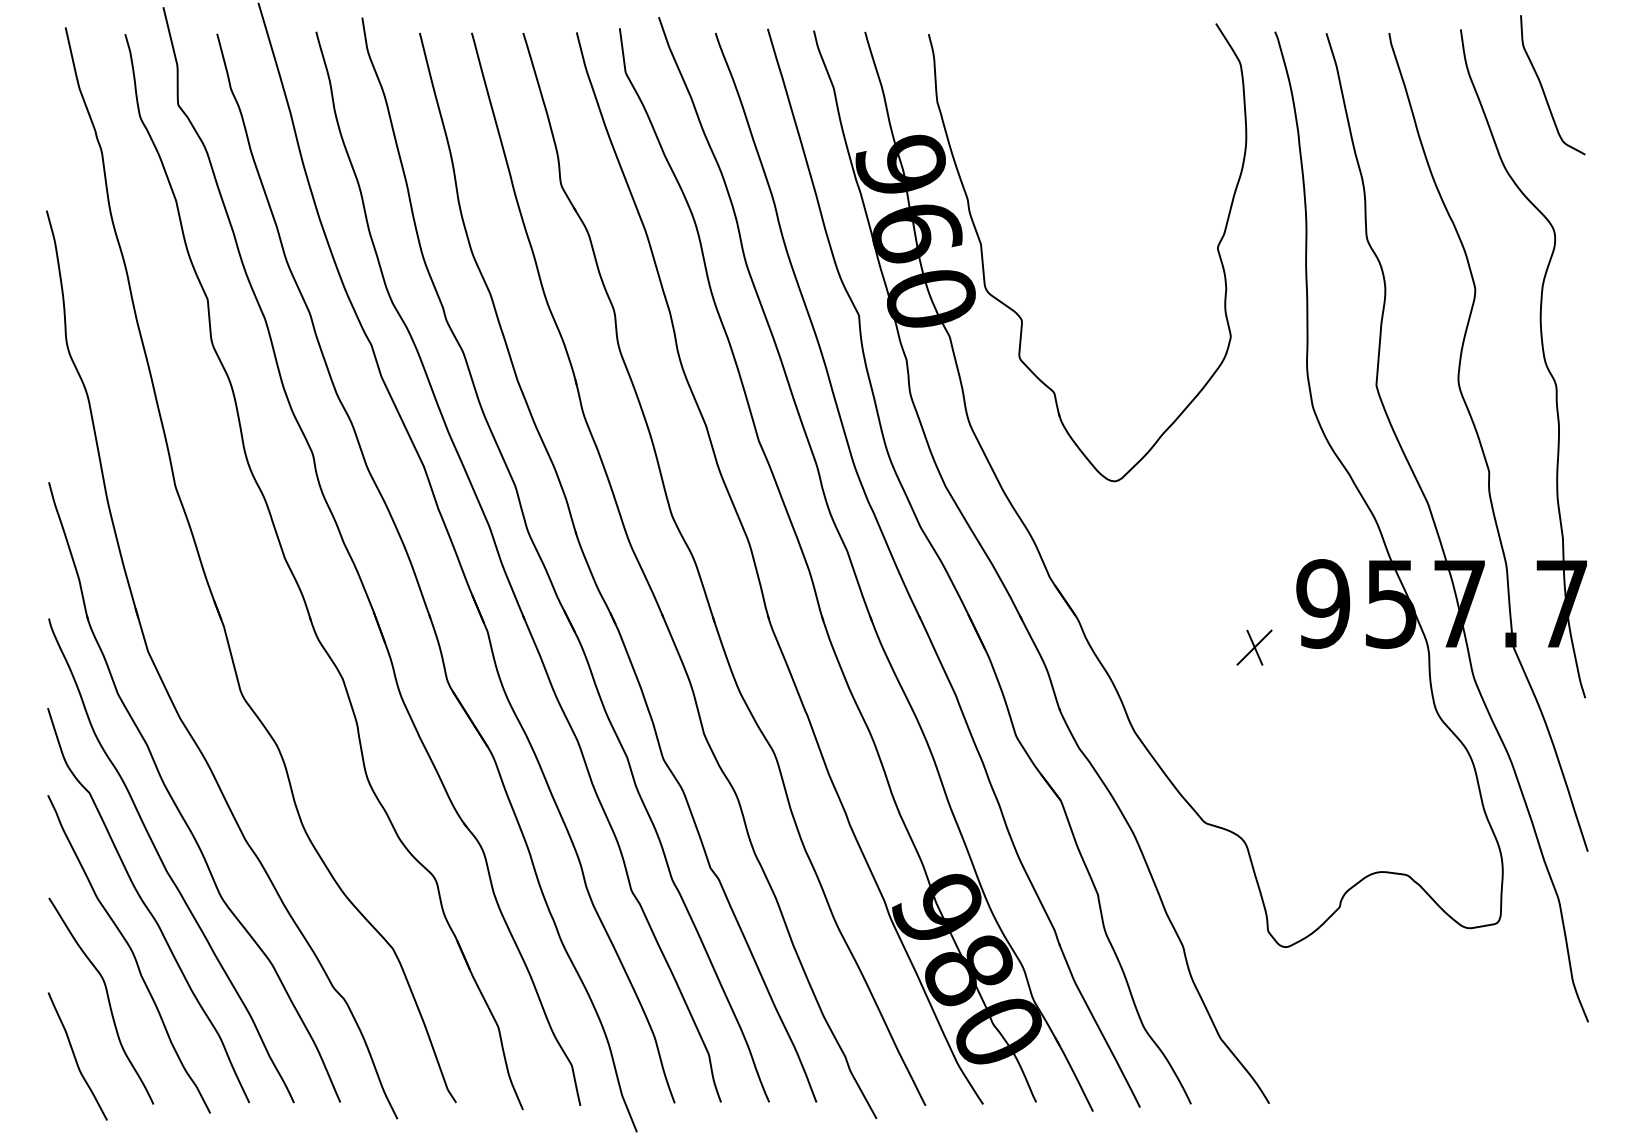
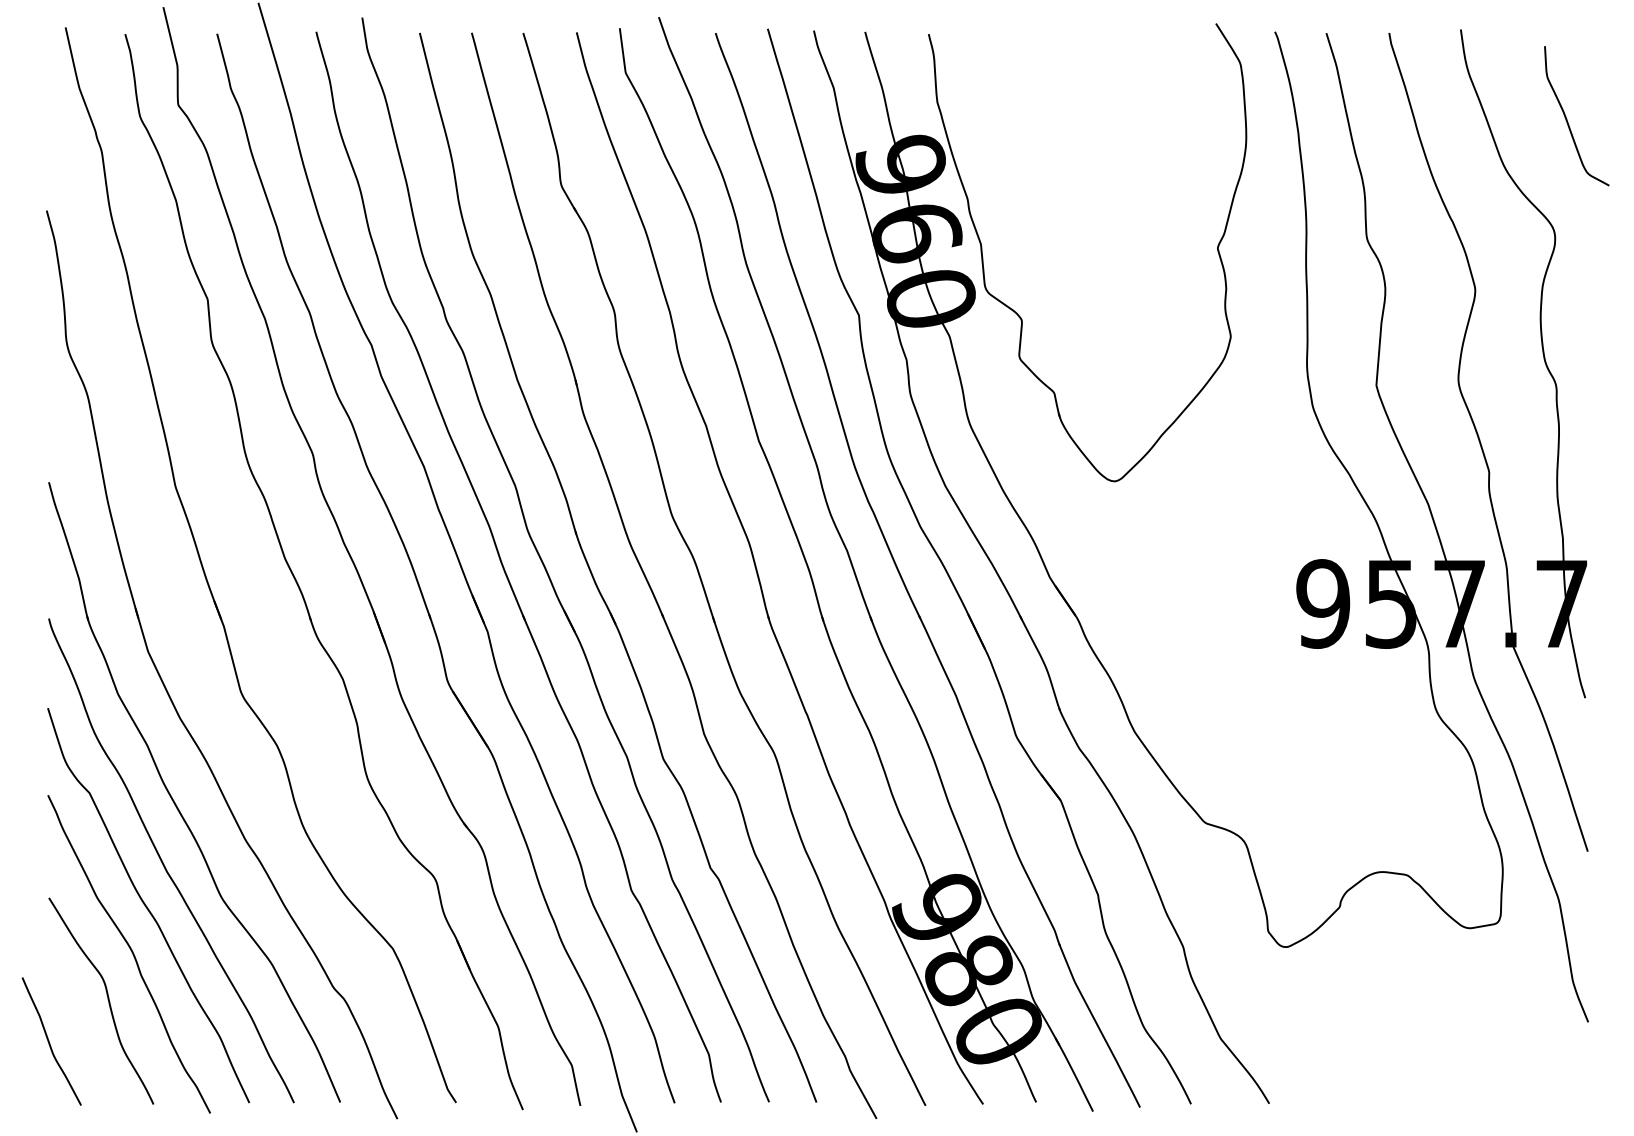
curve position: (1544, 90) -> (1568, 121) (1568, 121)
part: present -> none (1254, 647)
curve position: (75, 1056) -> (49, 1041) (49, 1041)
